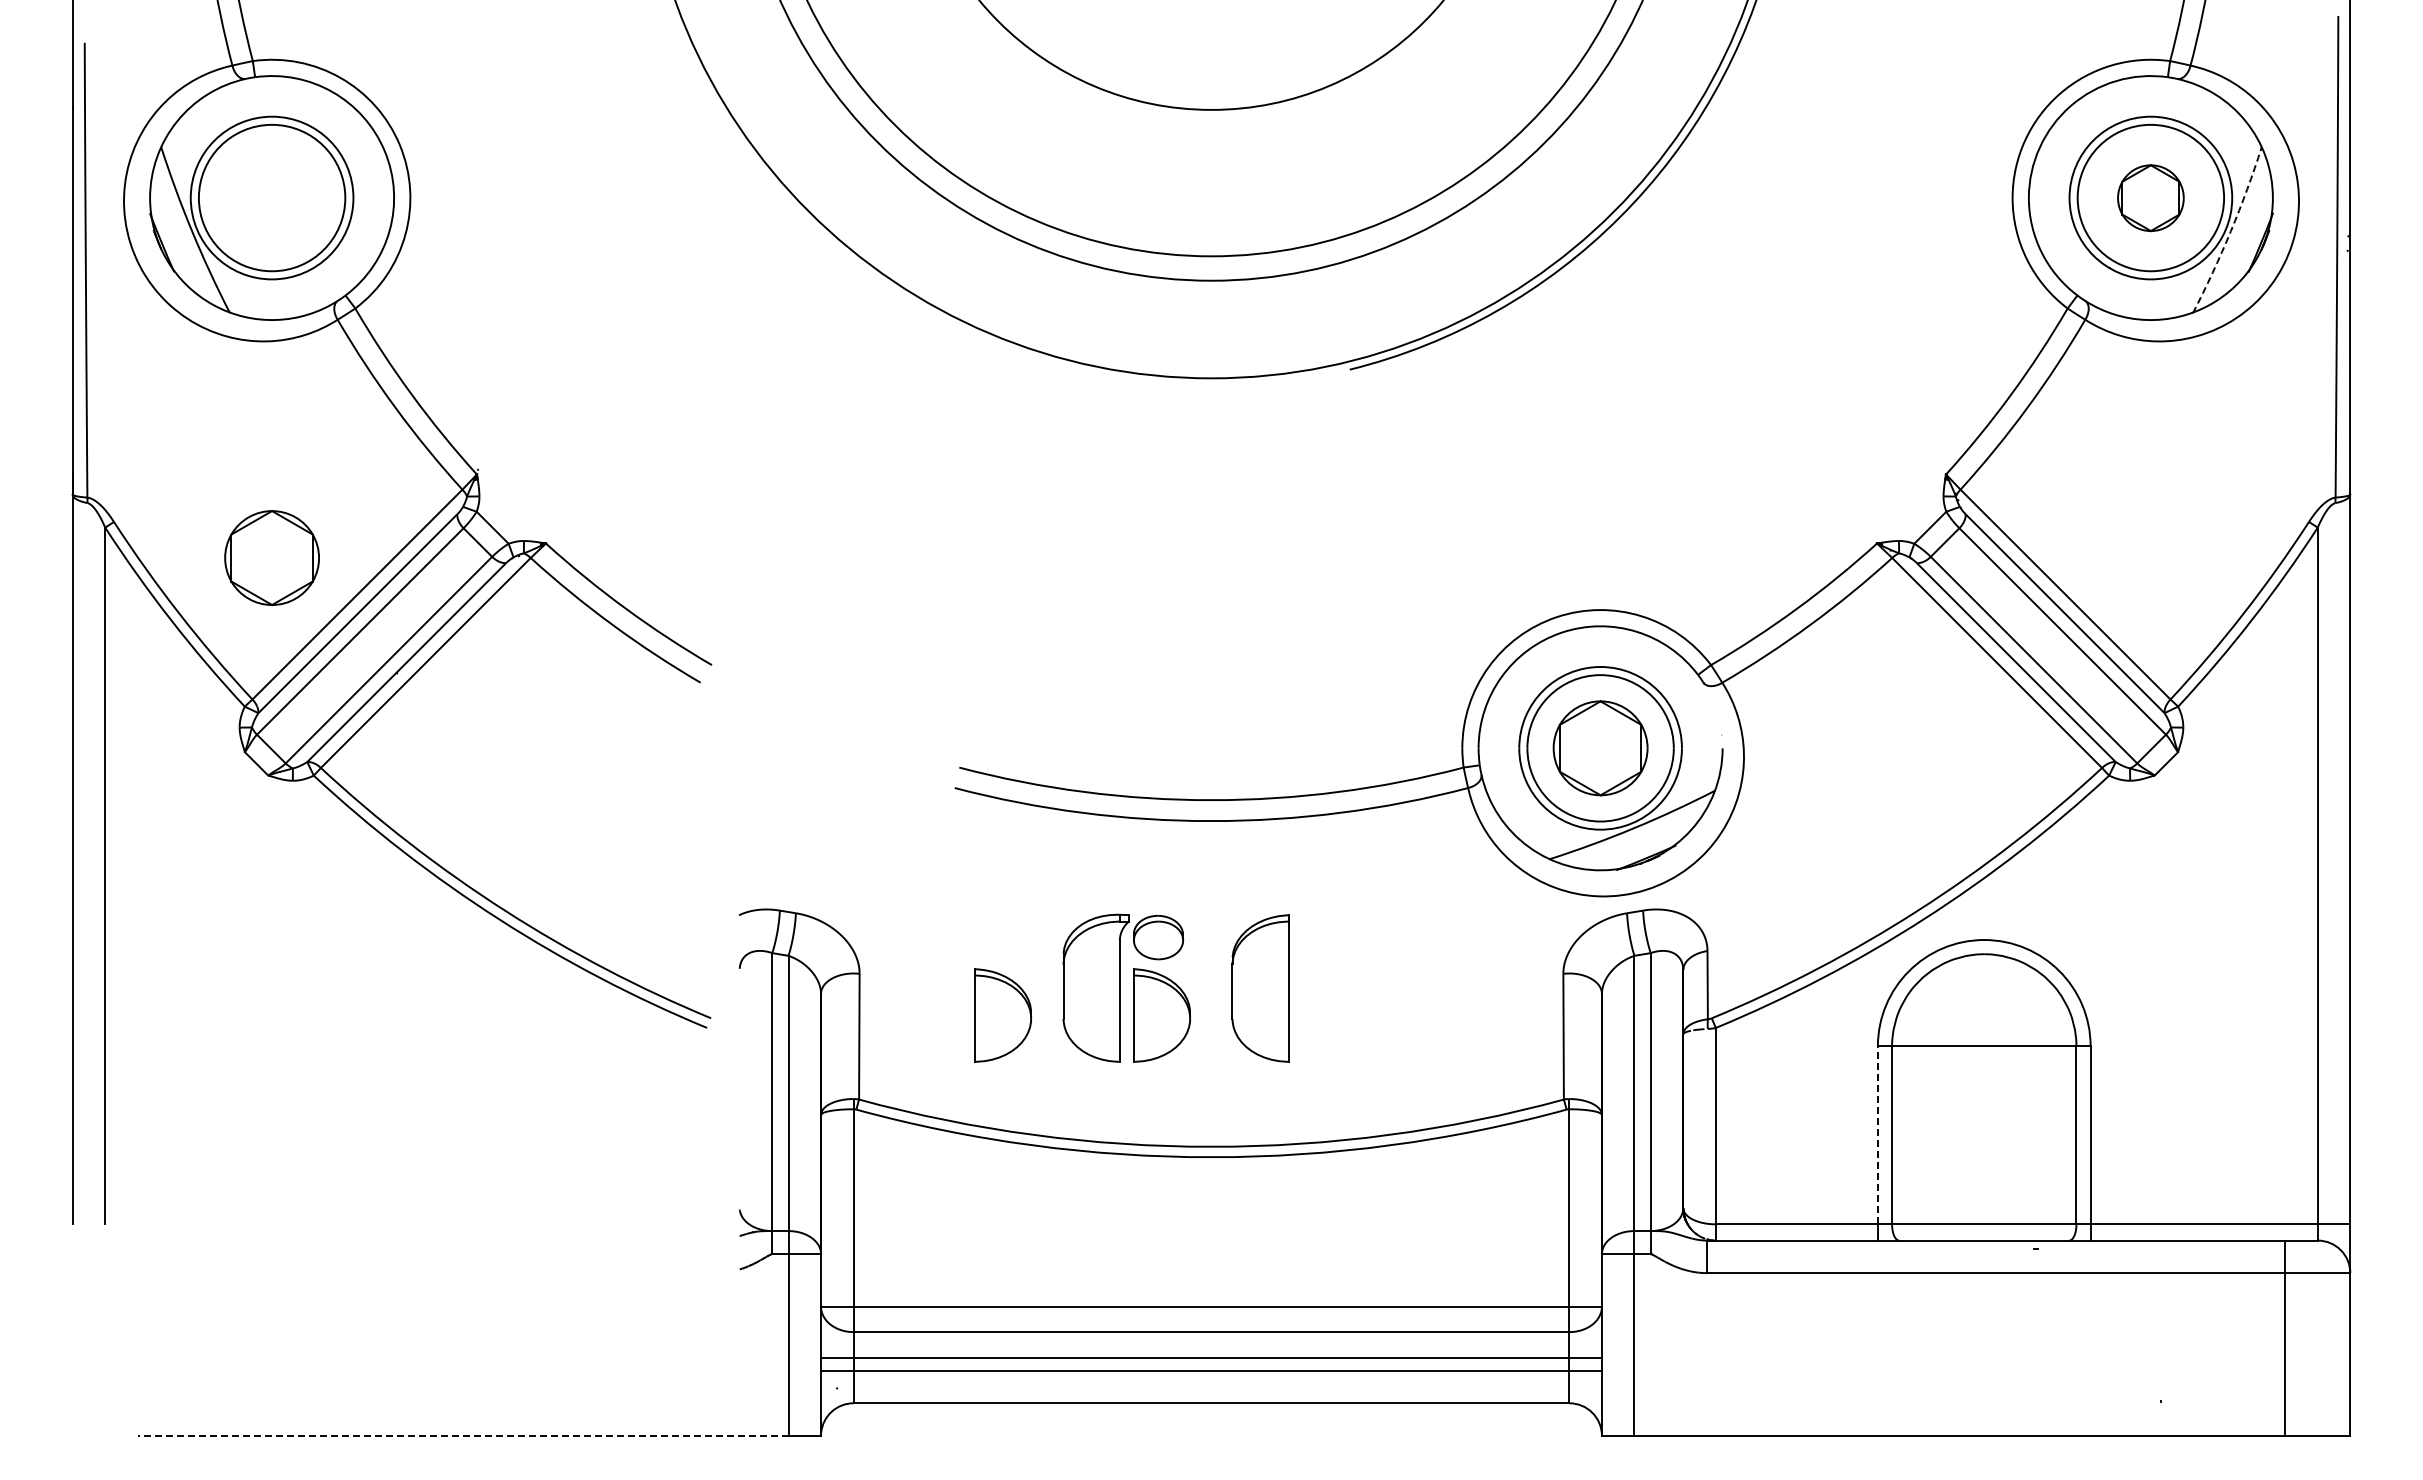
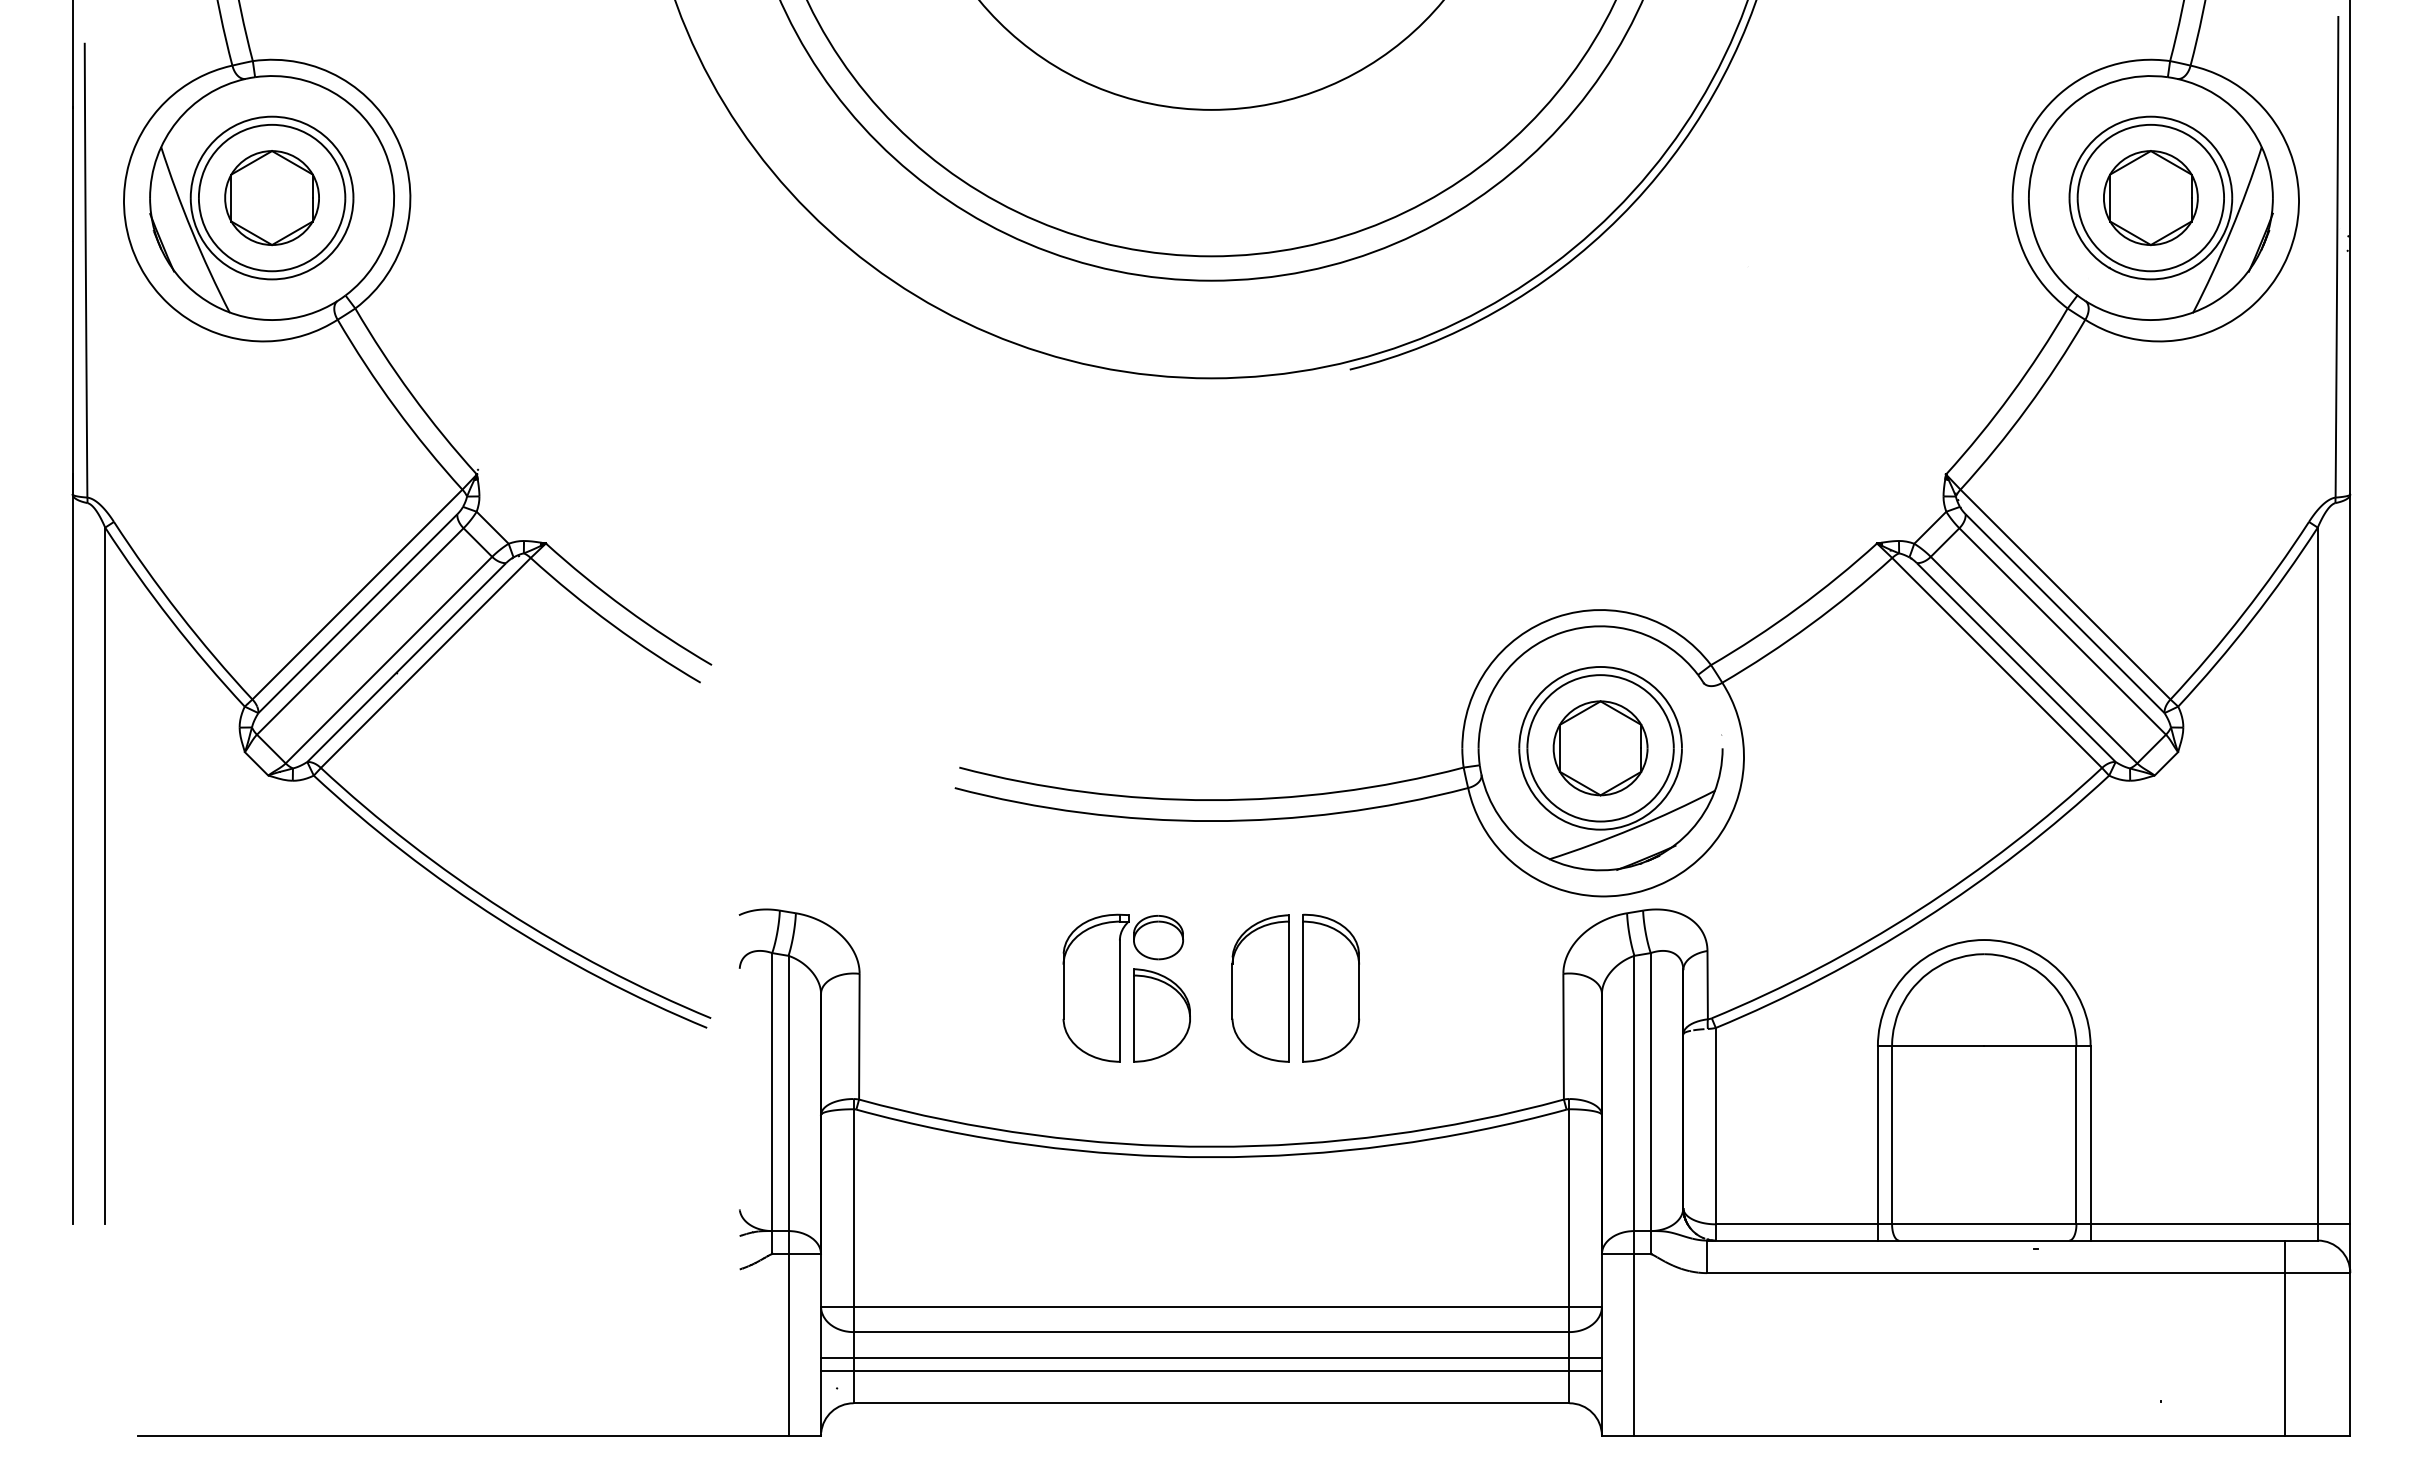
part size: 68x69 px -> 96x97 px (2150, 198)
arc: dashed -> solid (2230, 231)
part position: (271, 558) -> (271, 198) (271, 198)
part: none -> present (1330, 987)
part: present -> none (1002, 1015)
line: dashed -> solid (1877, 1135)
line: dashed -> solid (462, 1435)
